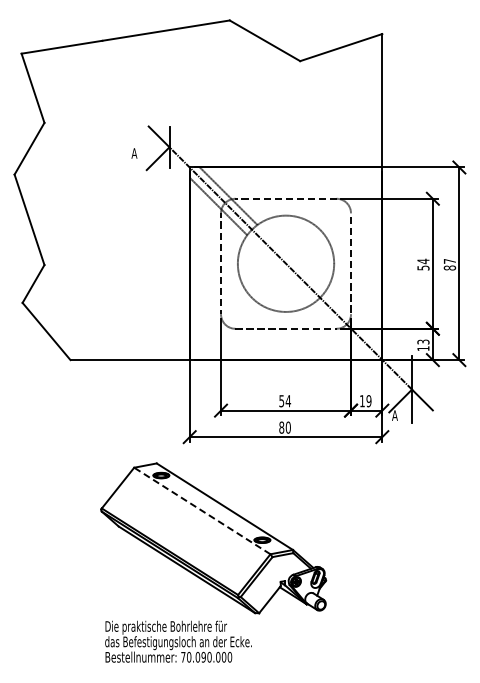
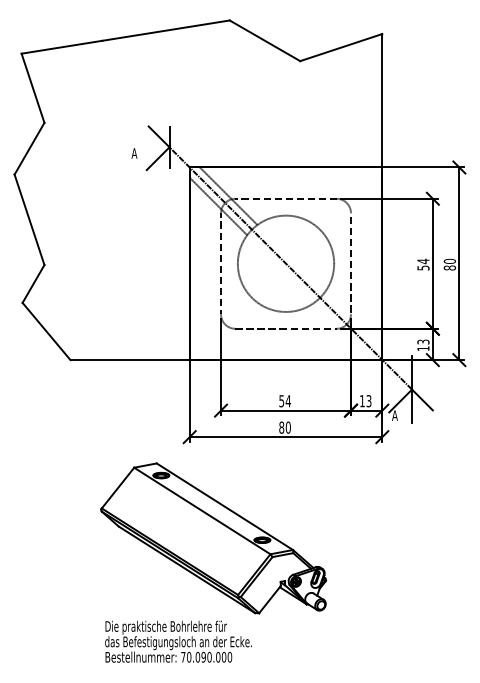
text: 87 -> 80 (449, 260)
text: 19 -> 13 (368, 401)
line: dashed -> solid (202, 511)
